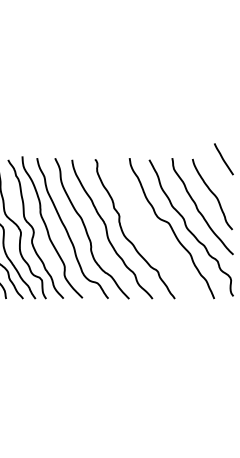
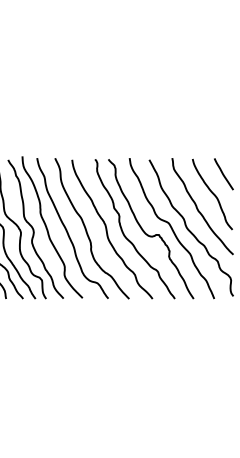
line position: (223, 159) -> (223, 174) (223, 174)
curve: none -> present (147, 233)
